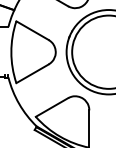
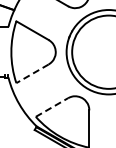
line: solid -> dashed (32, 73)
line: solid -> dashed (52, 107)
